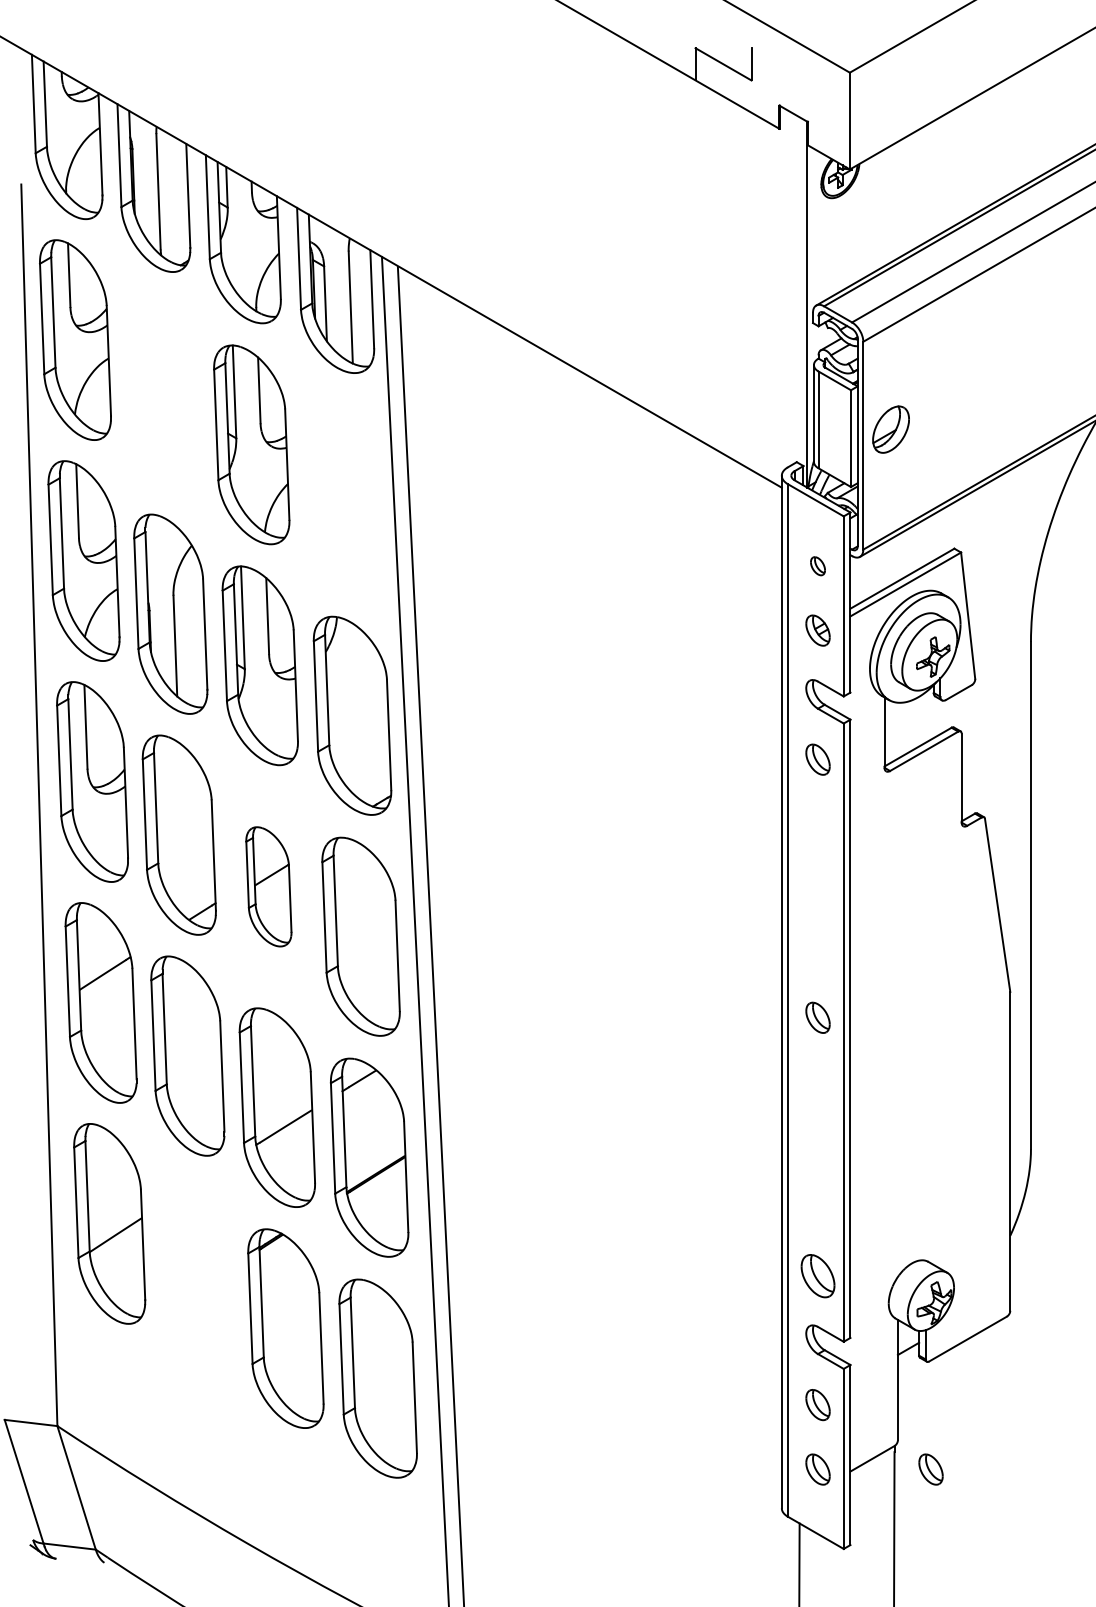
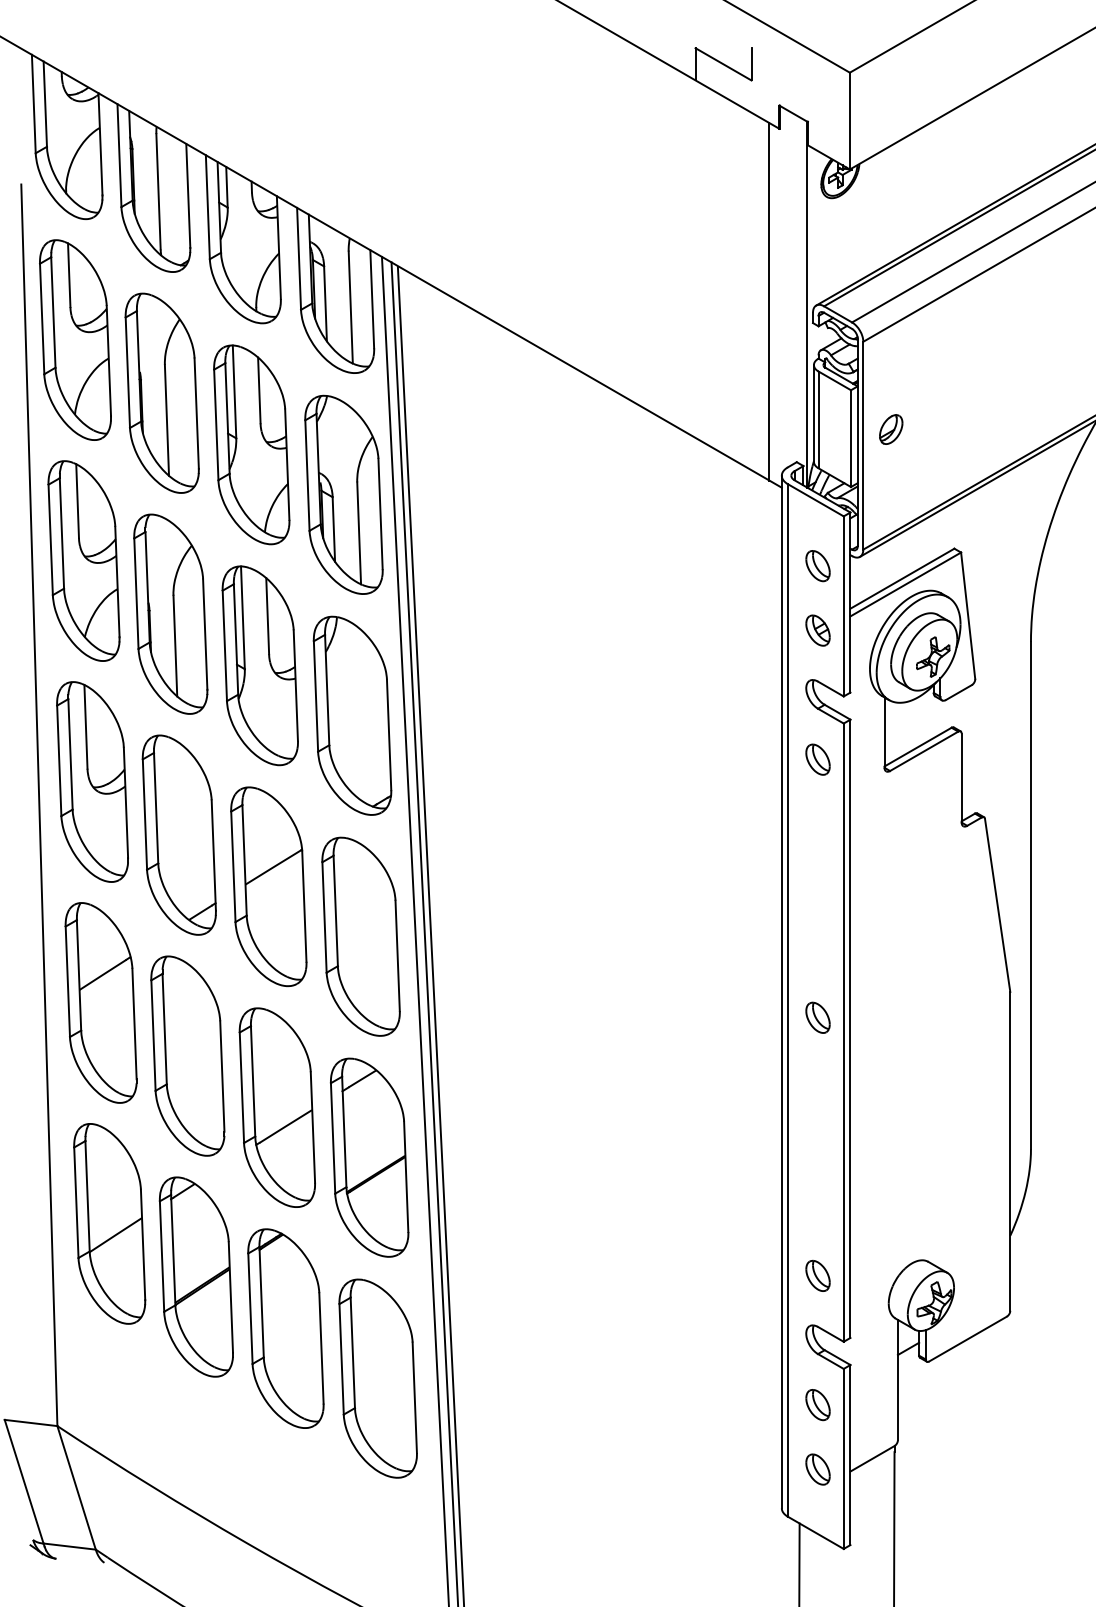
line: none -> present (769, 301)
part: none -> present (161, 392)
part size: 38x49 px -> 25x31 px (891, 429)
part: none -> present (343, 494)
part size: 16x21 px -> 26x33 px (817, 566)
part size: 48x122 px -> 78x202 px (268, 886)
line: none -> present (424, 932)
part: none -> present (195, 1276)
part size: 36x45 px -> 26x33 px (817, 1275)
part: present -> none (930, 1469)
